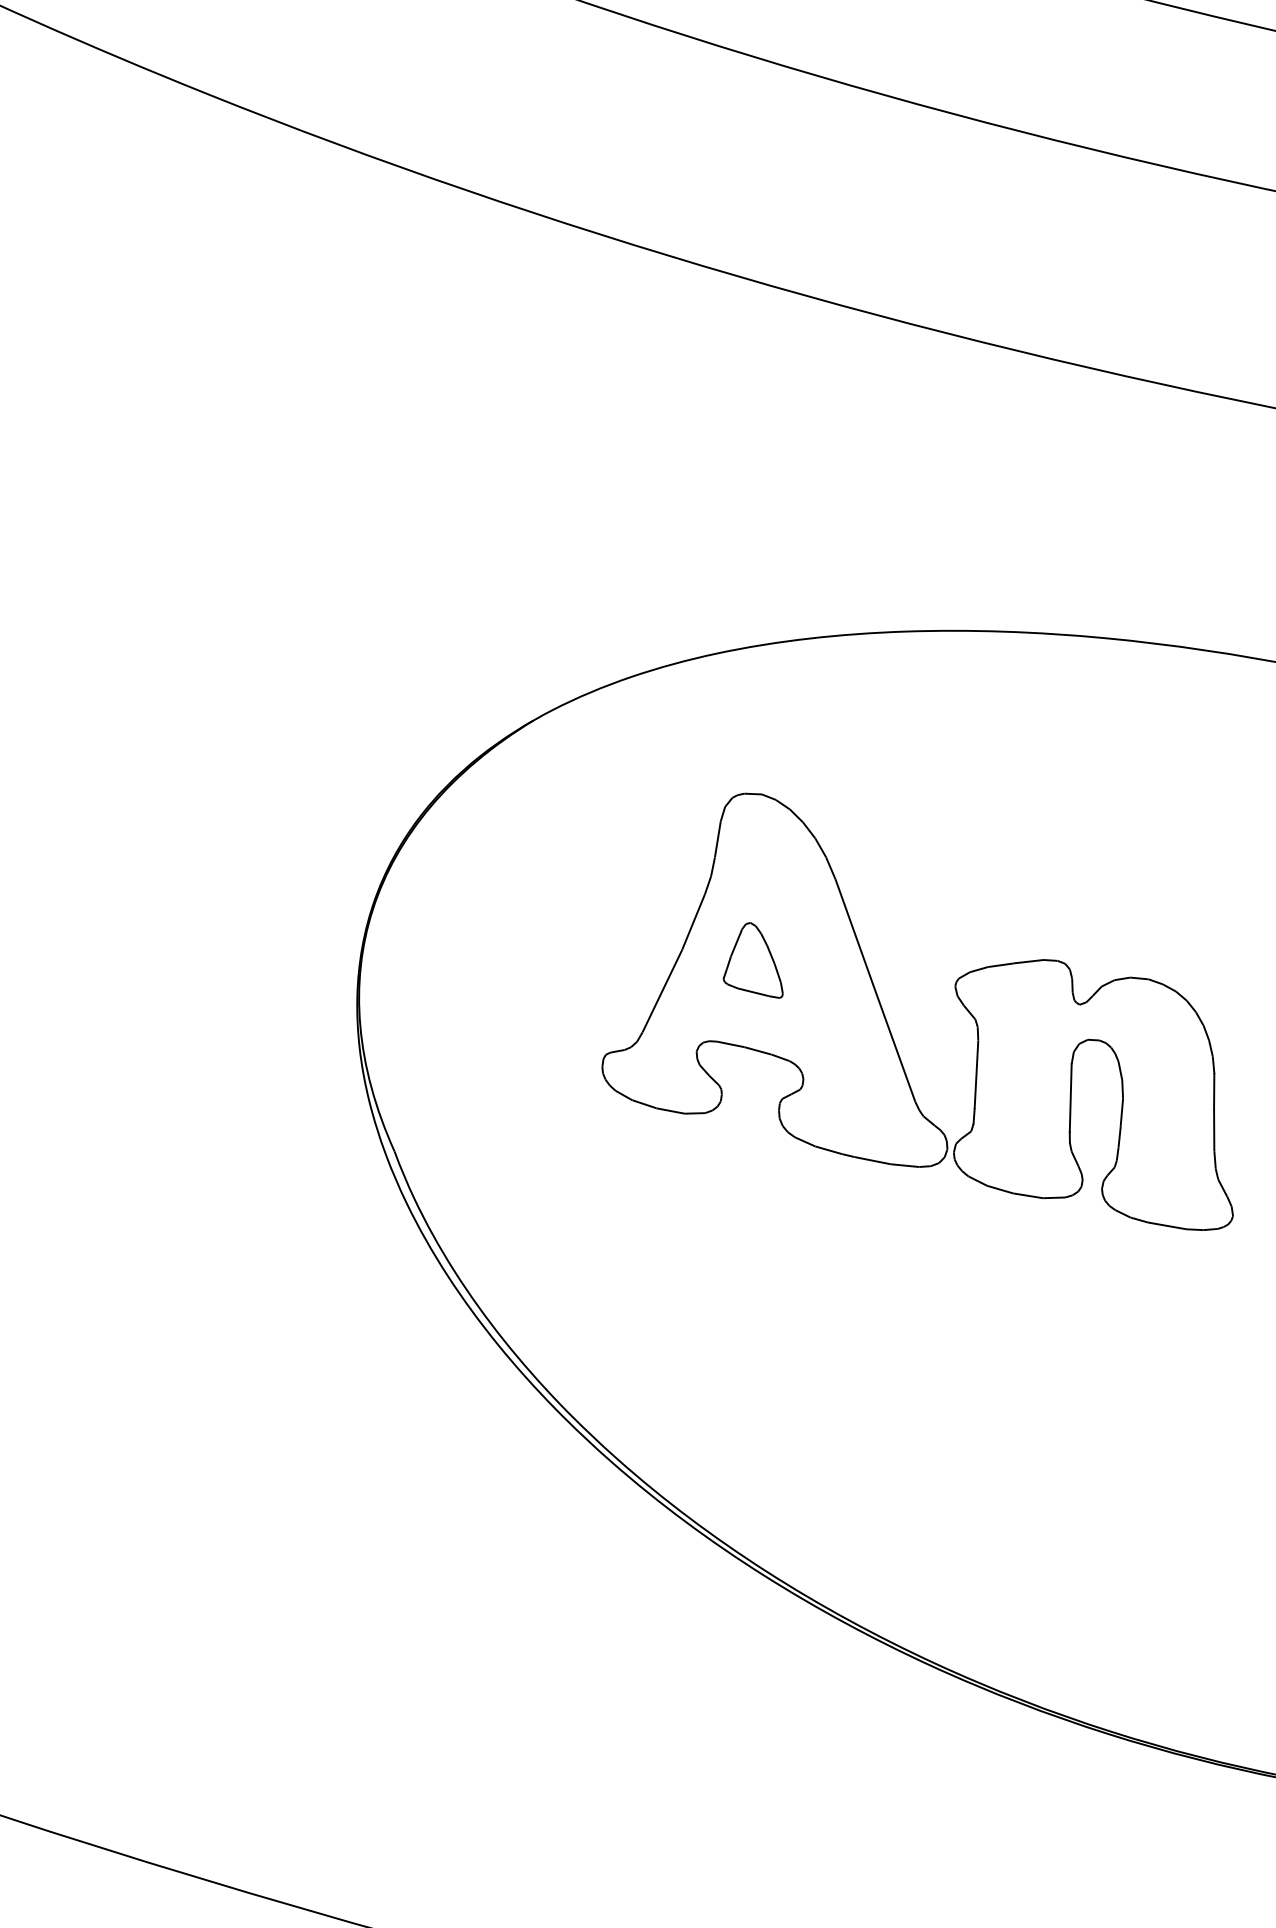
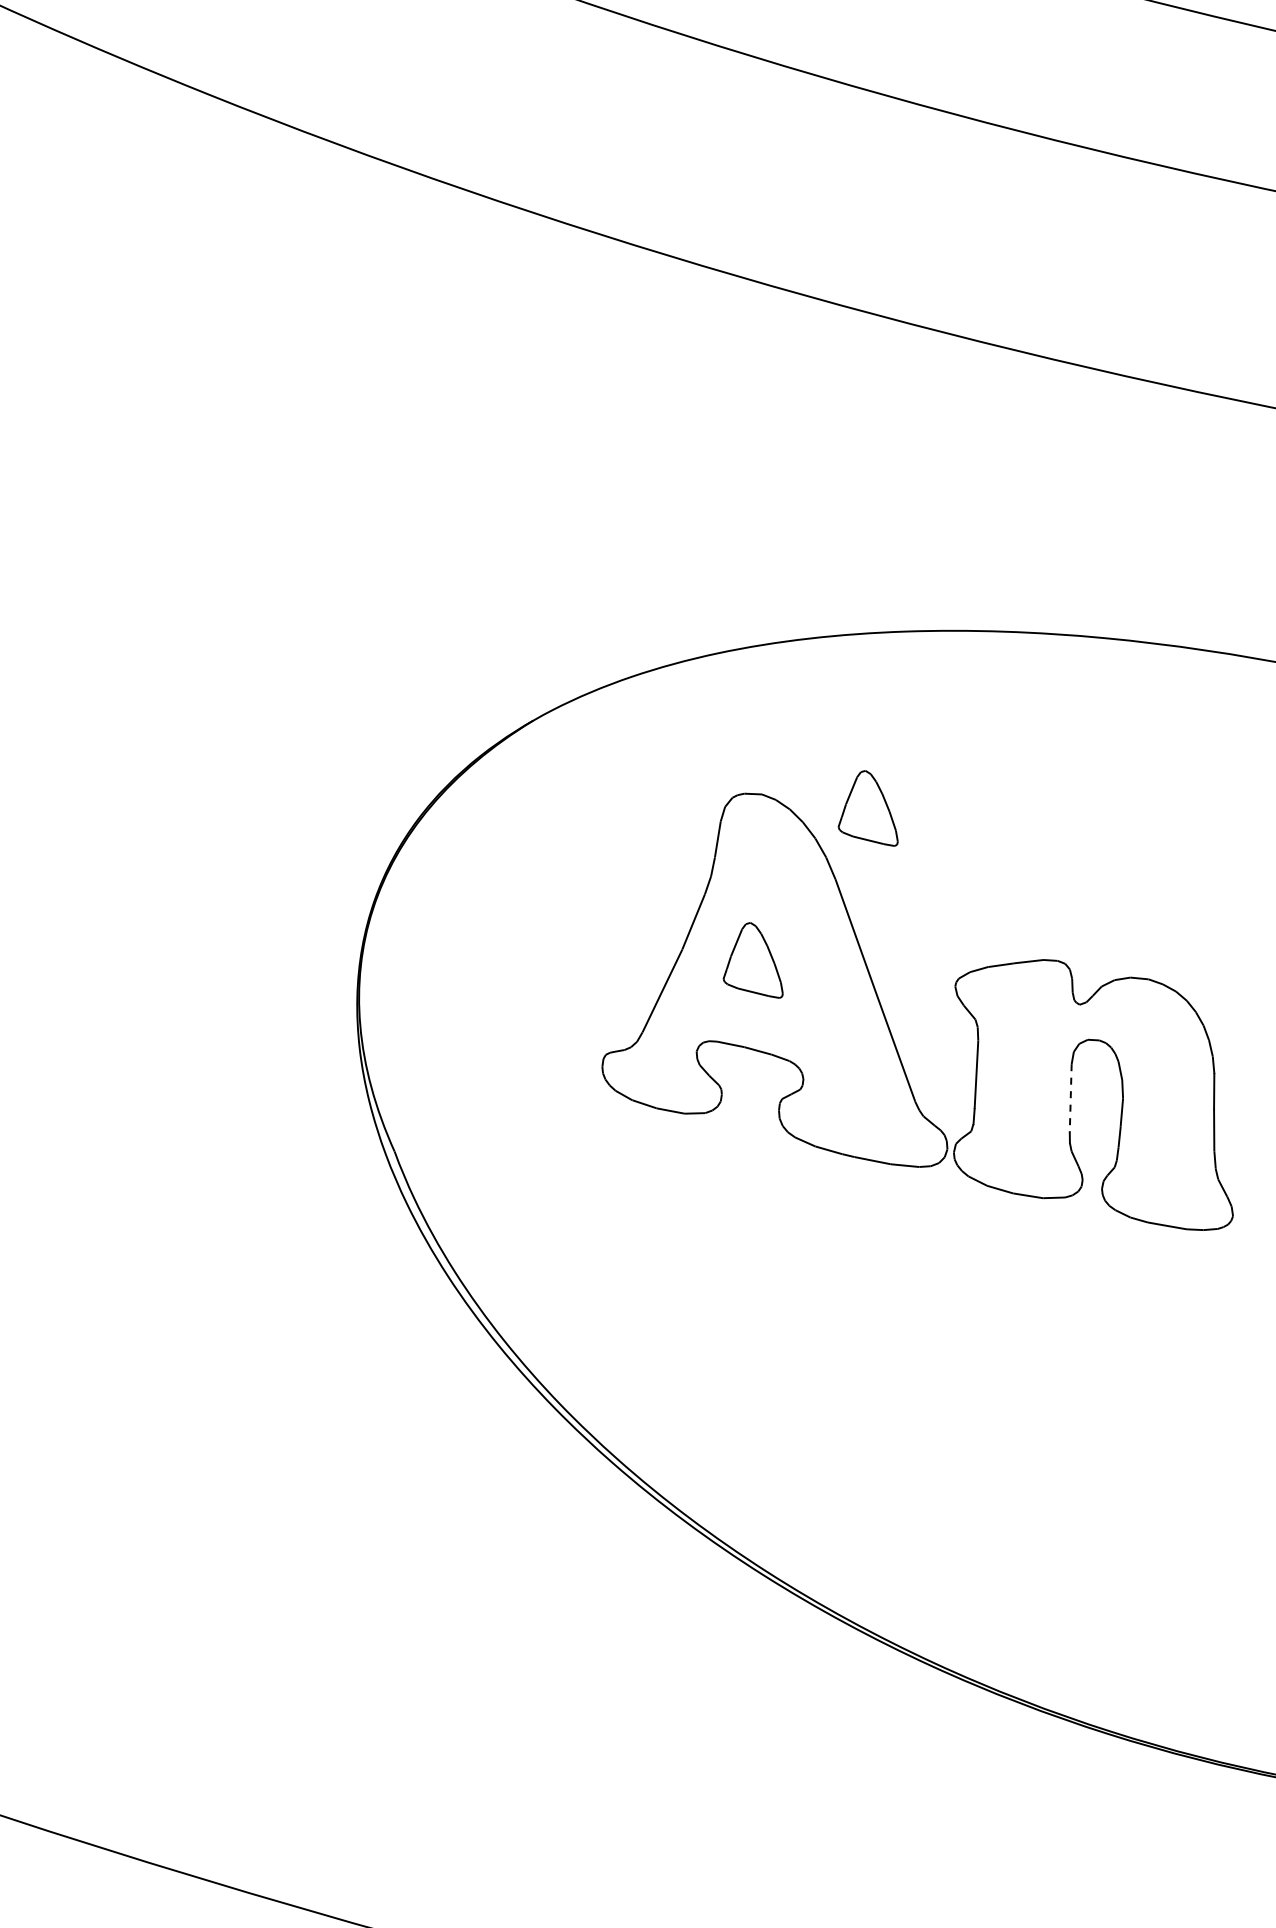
part: none -> present (867, 808)
line: solid -> dashed (1070, 1098)
